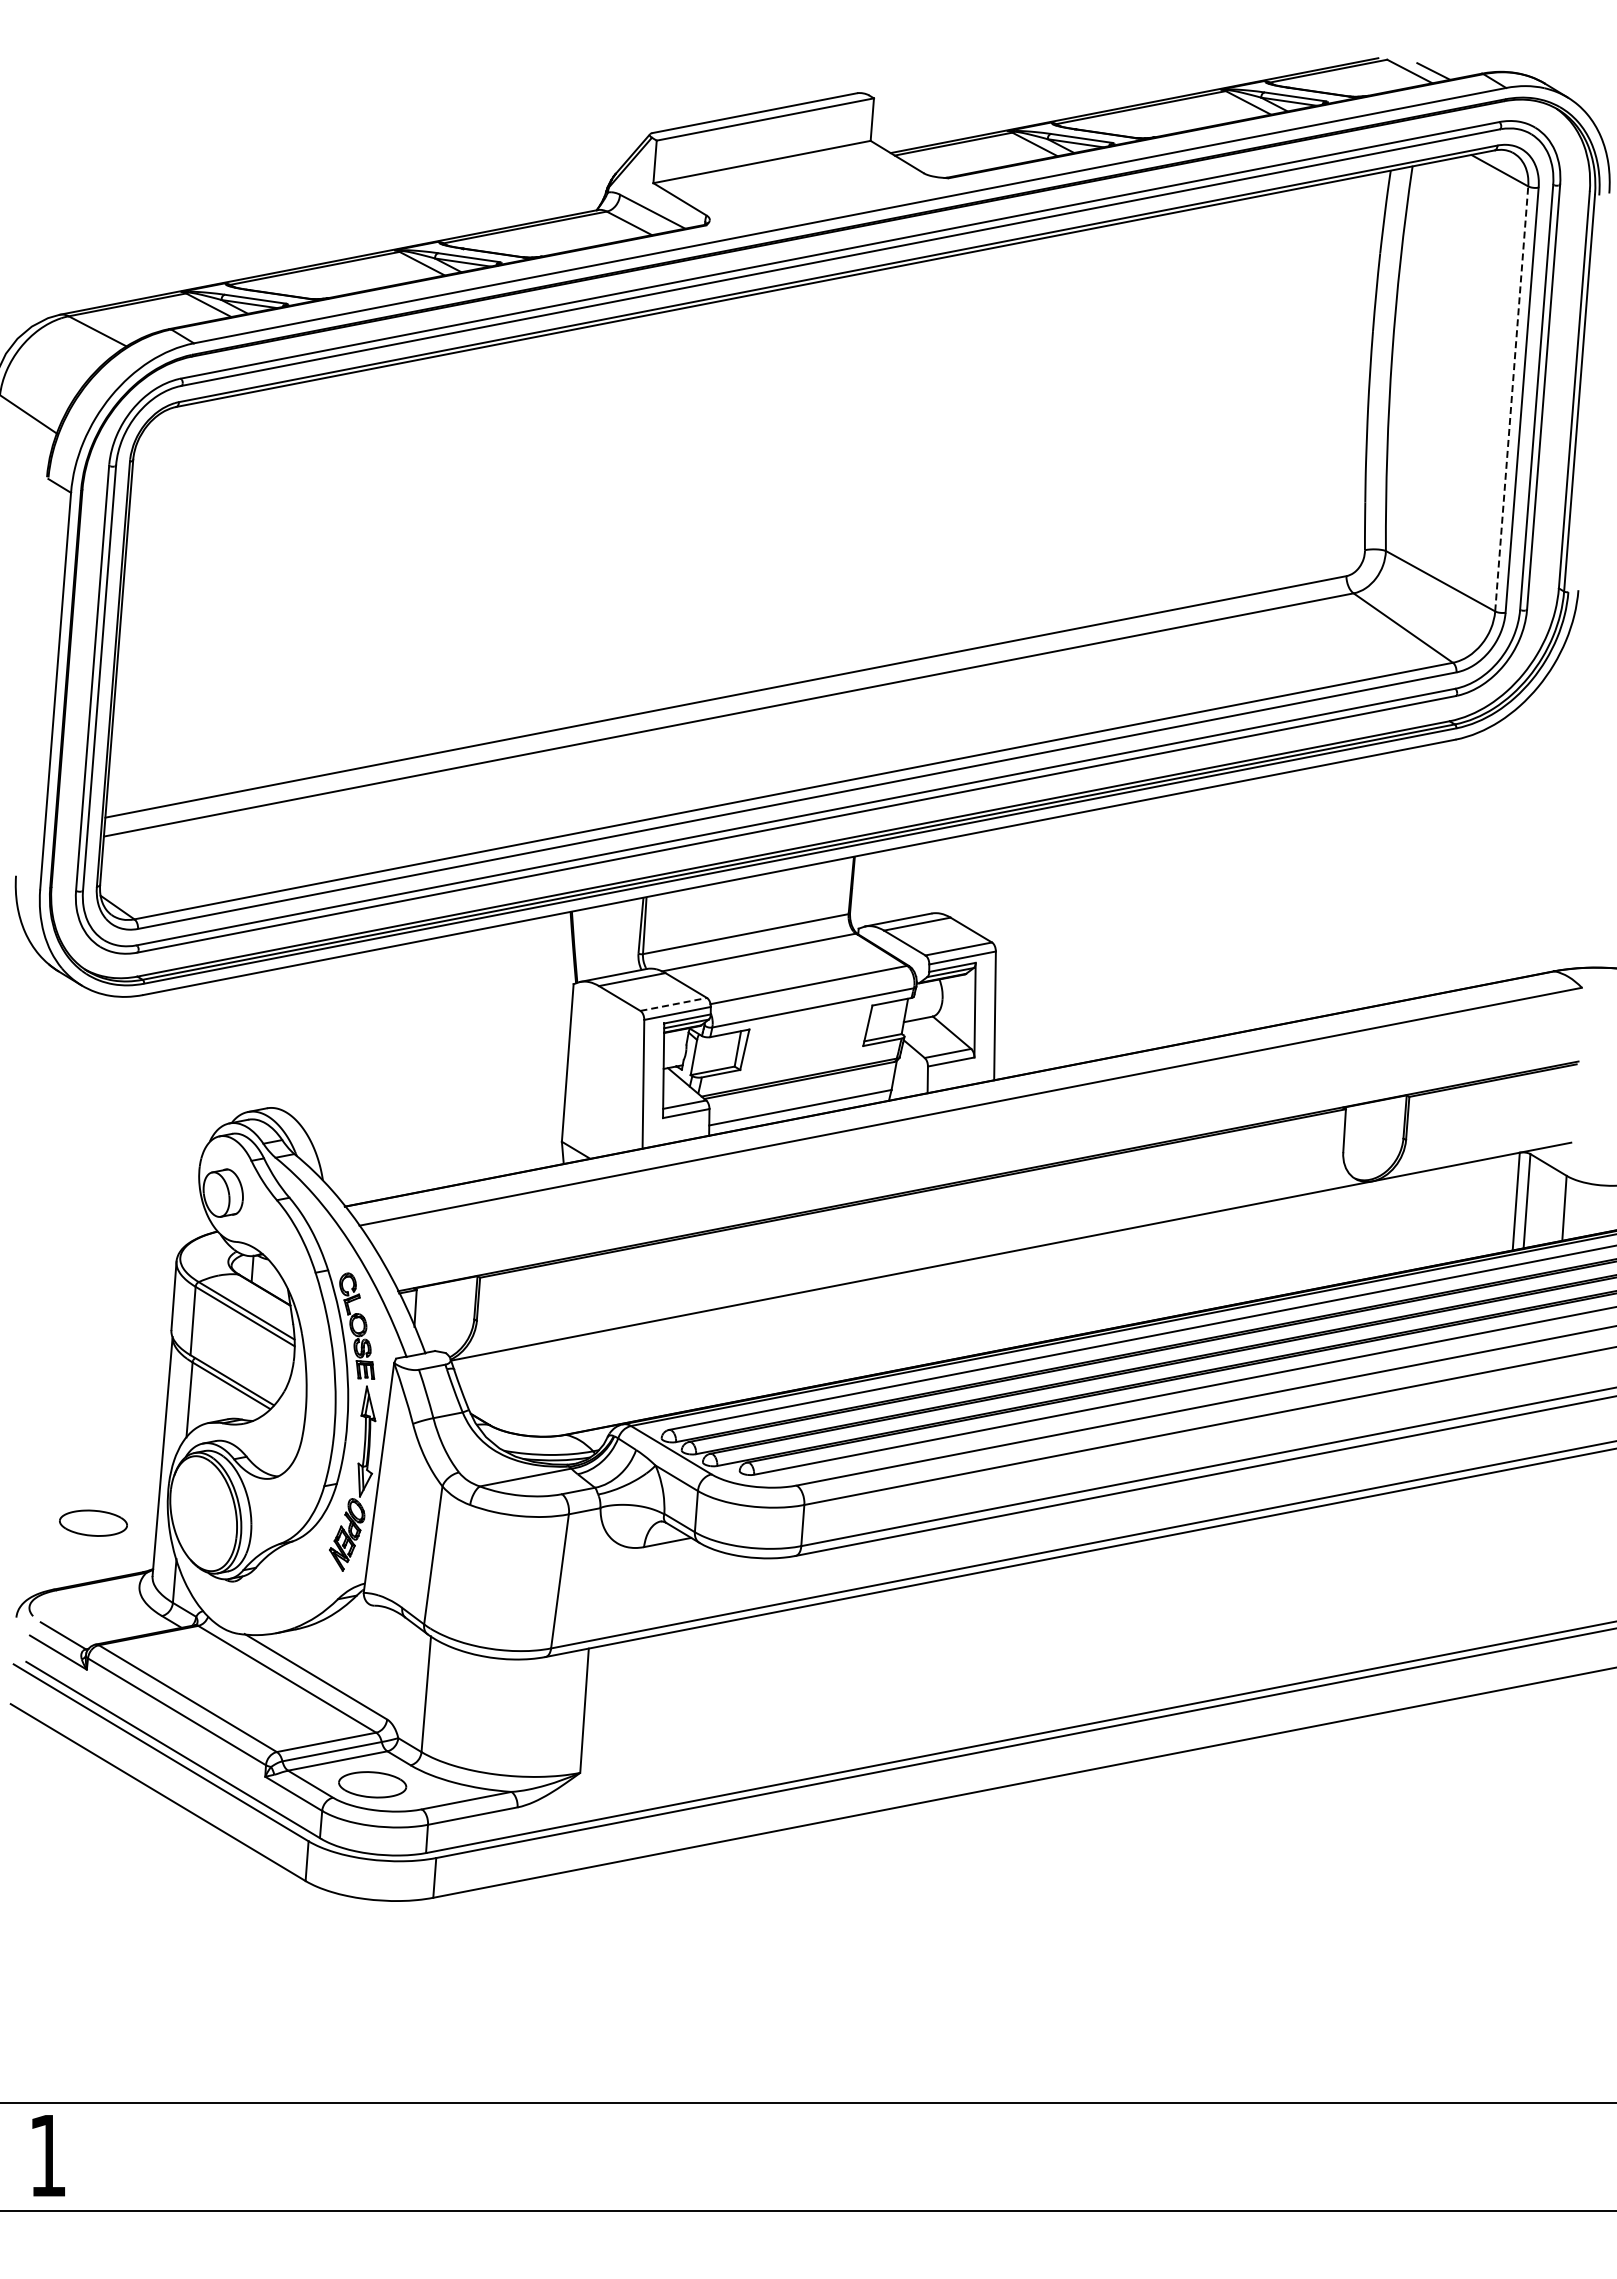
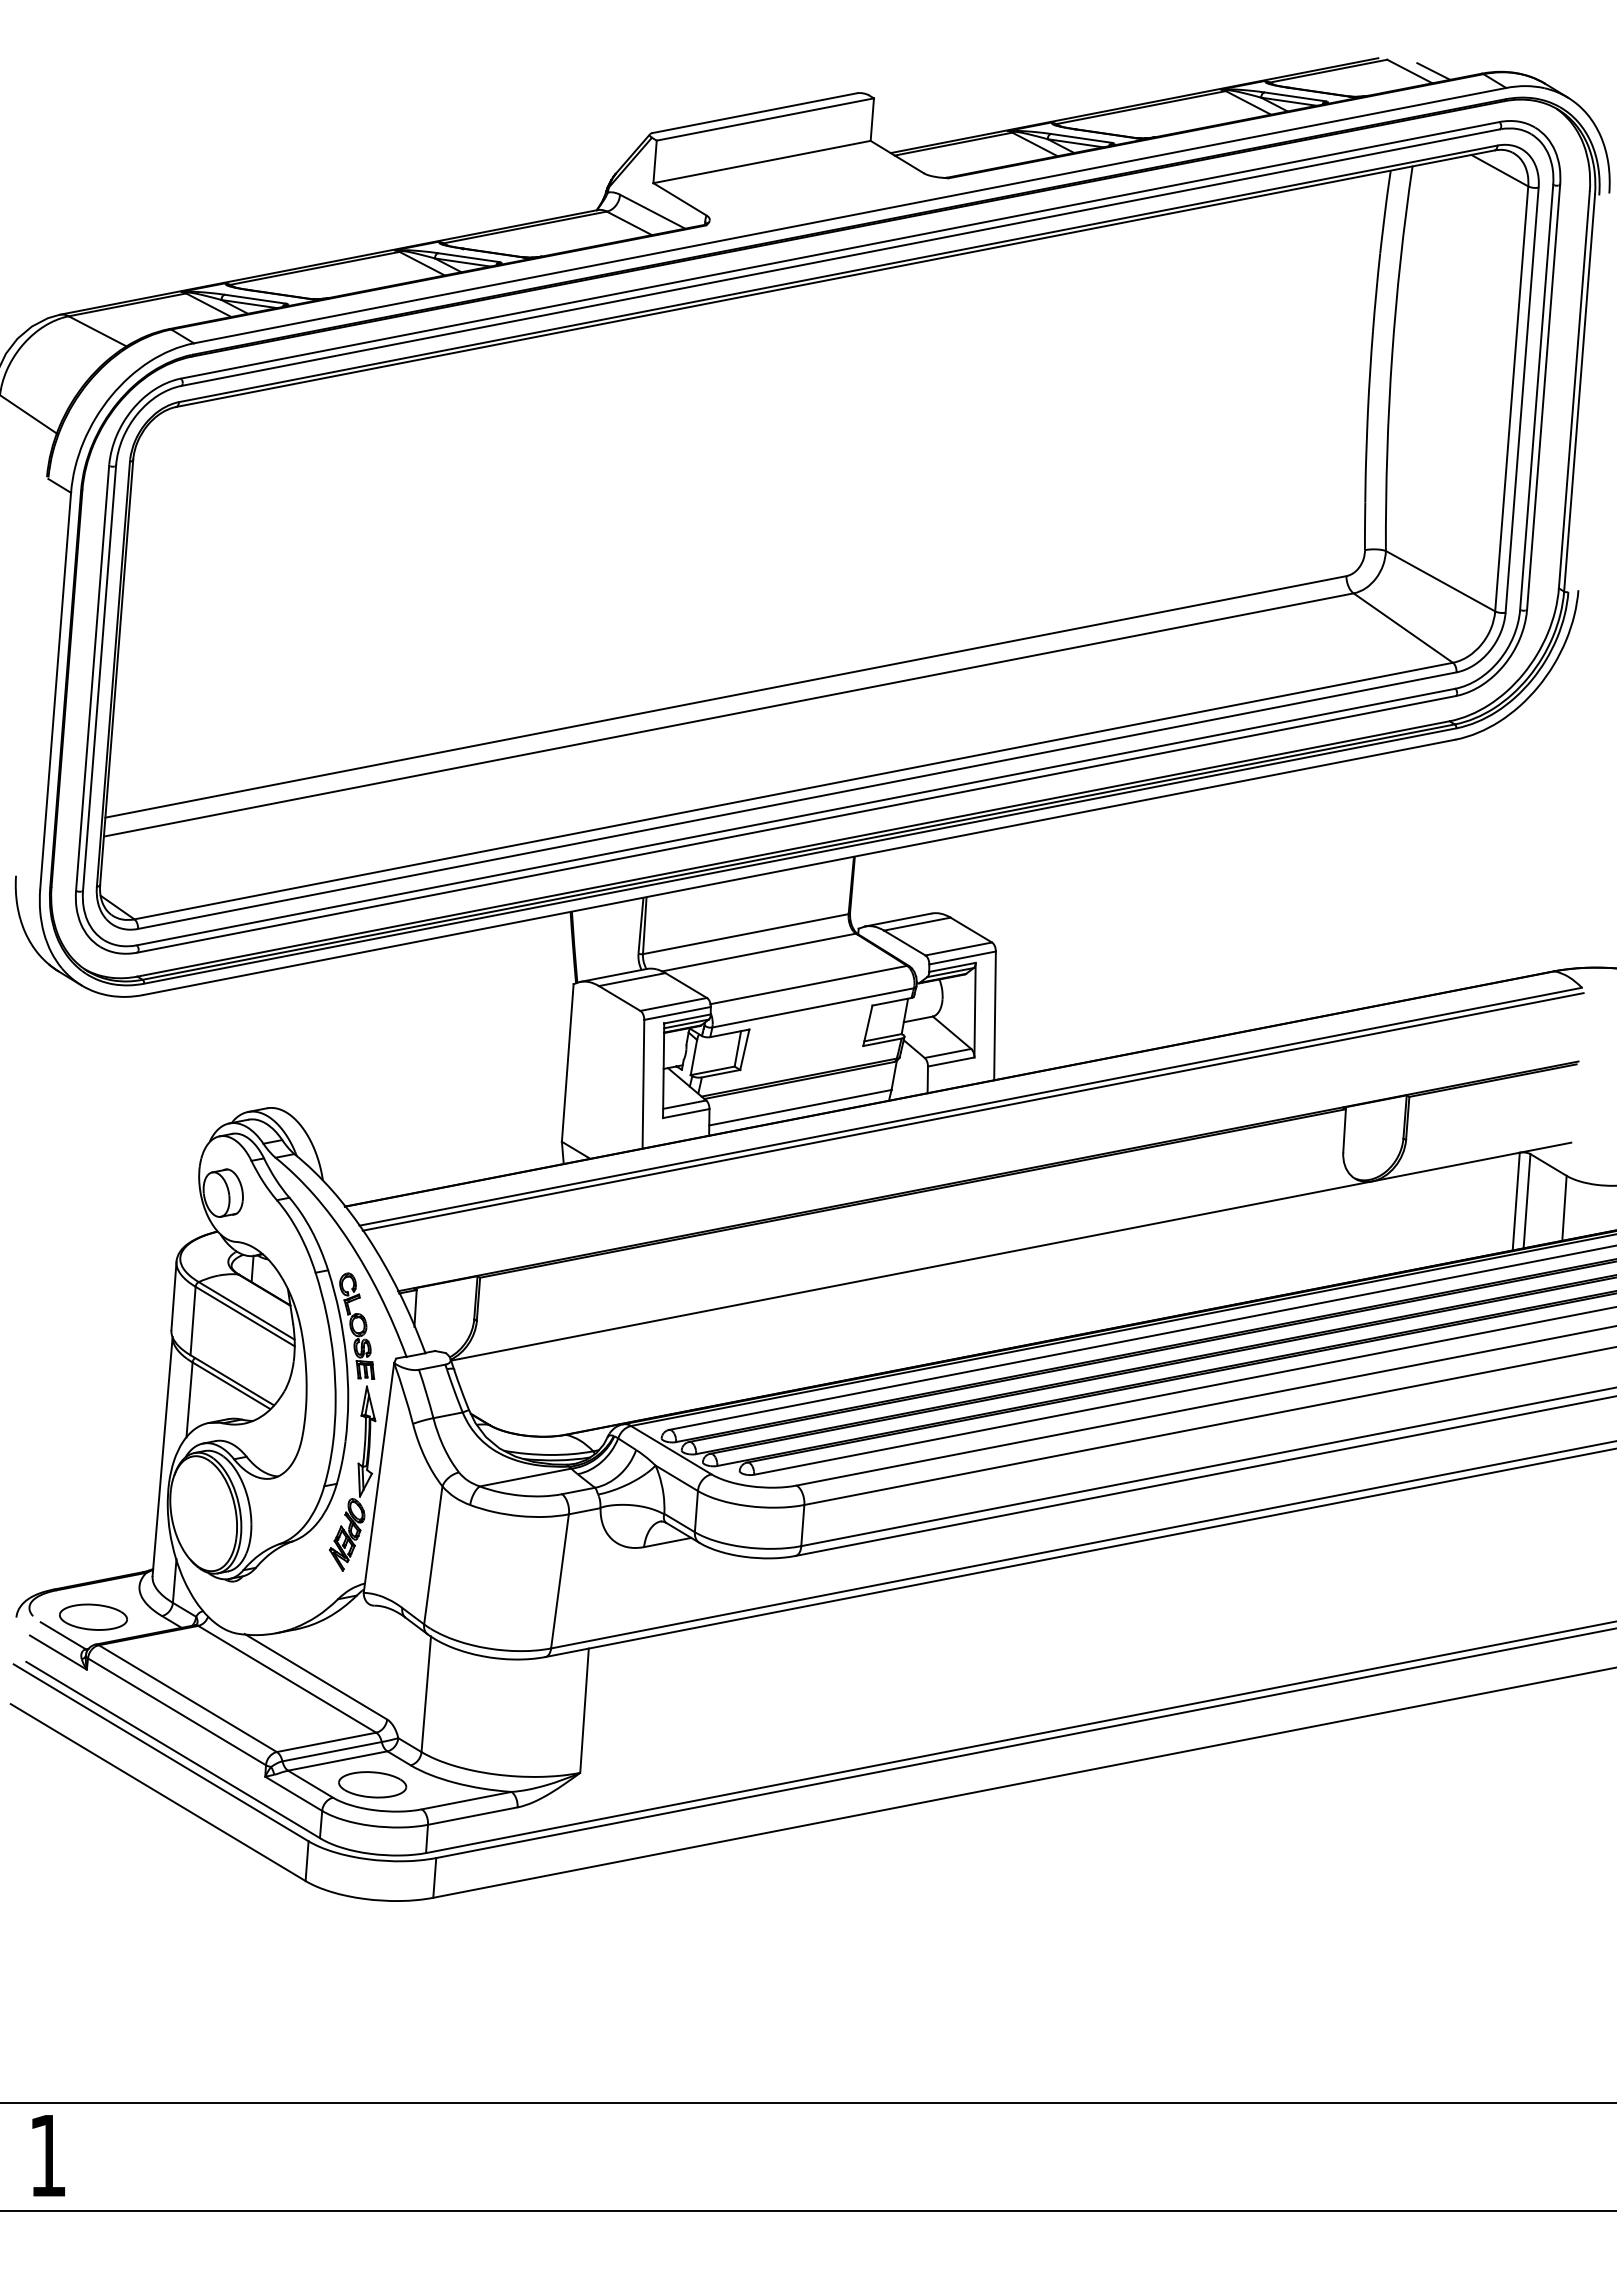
line: dashed -> solid (1511, 398)
line: dashed -> solid (673, 1004)
line: none -> present (972, 1111)
part position: (93, 1522) -> (93, 1616) (93, 1616)
